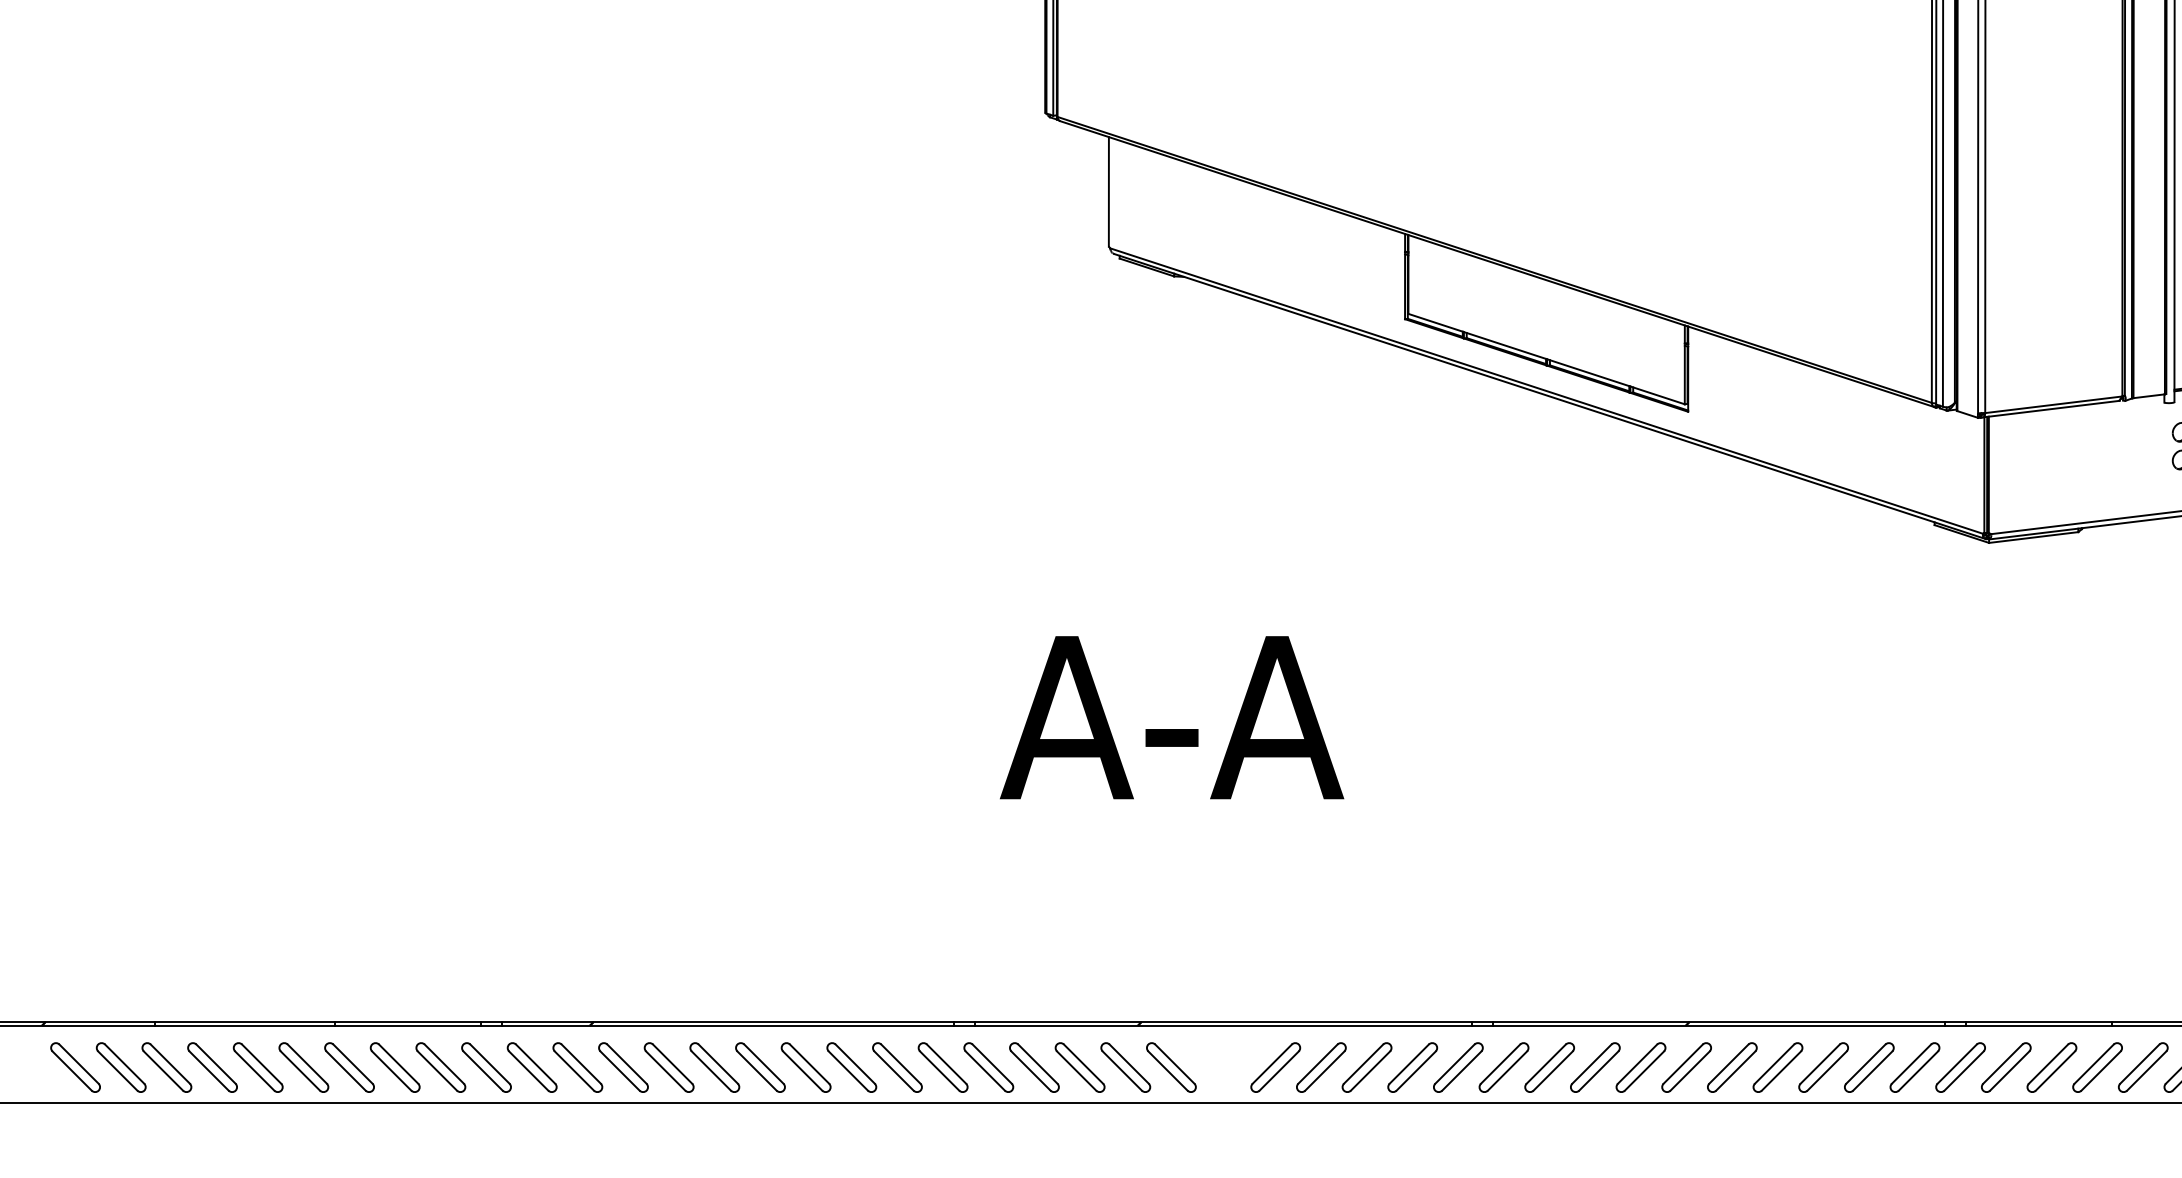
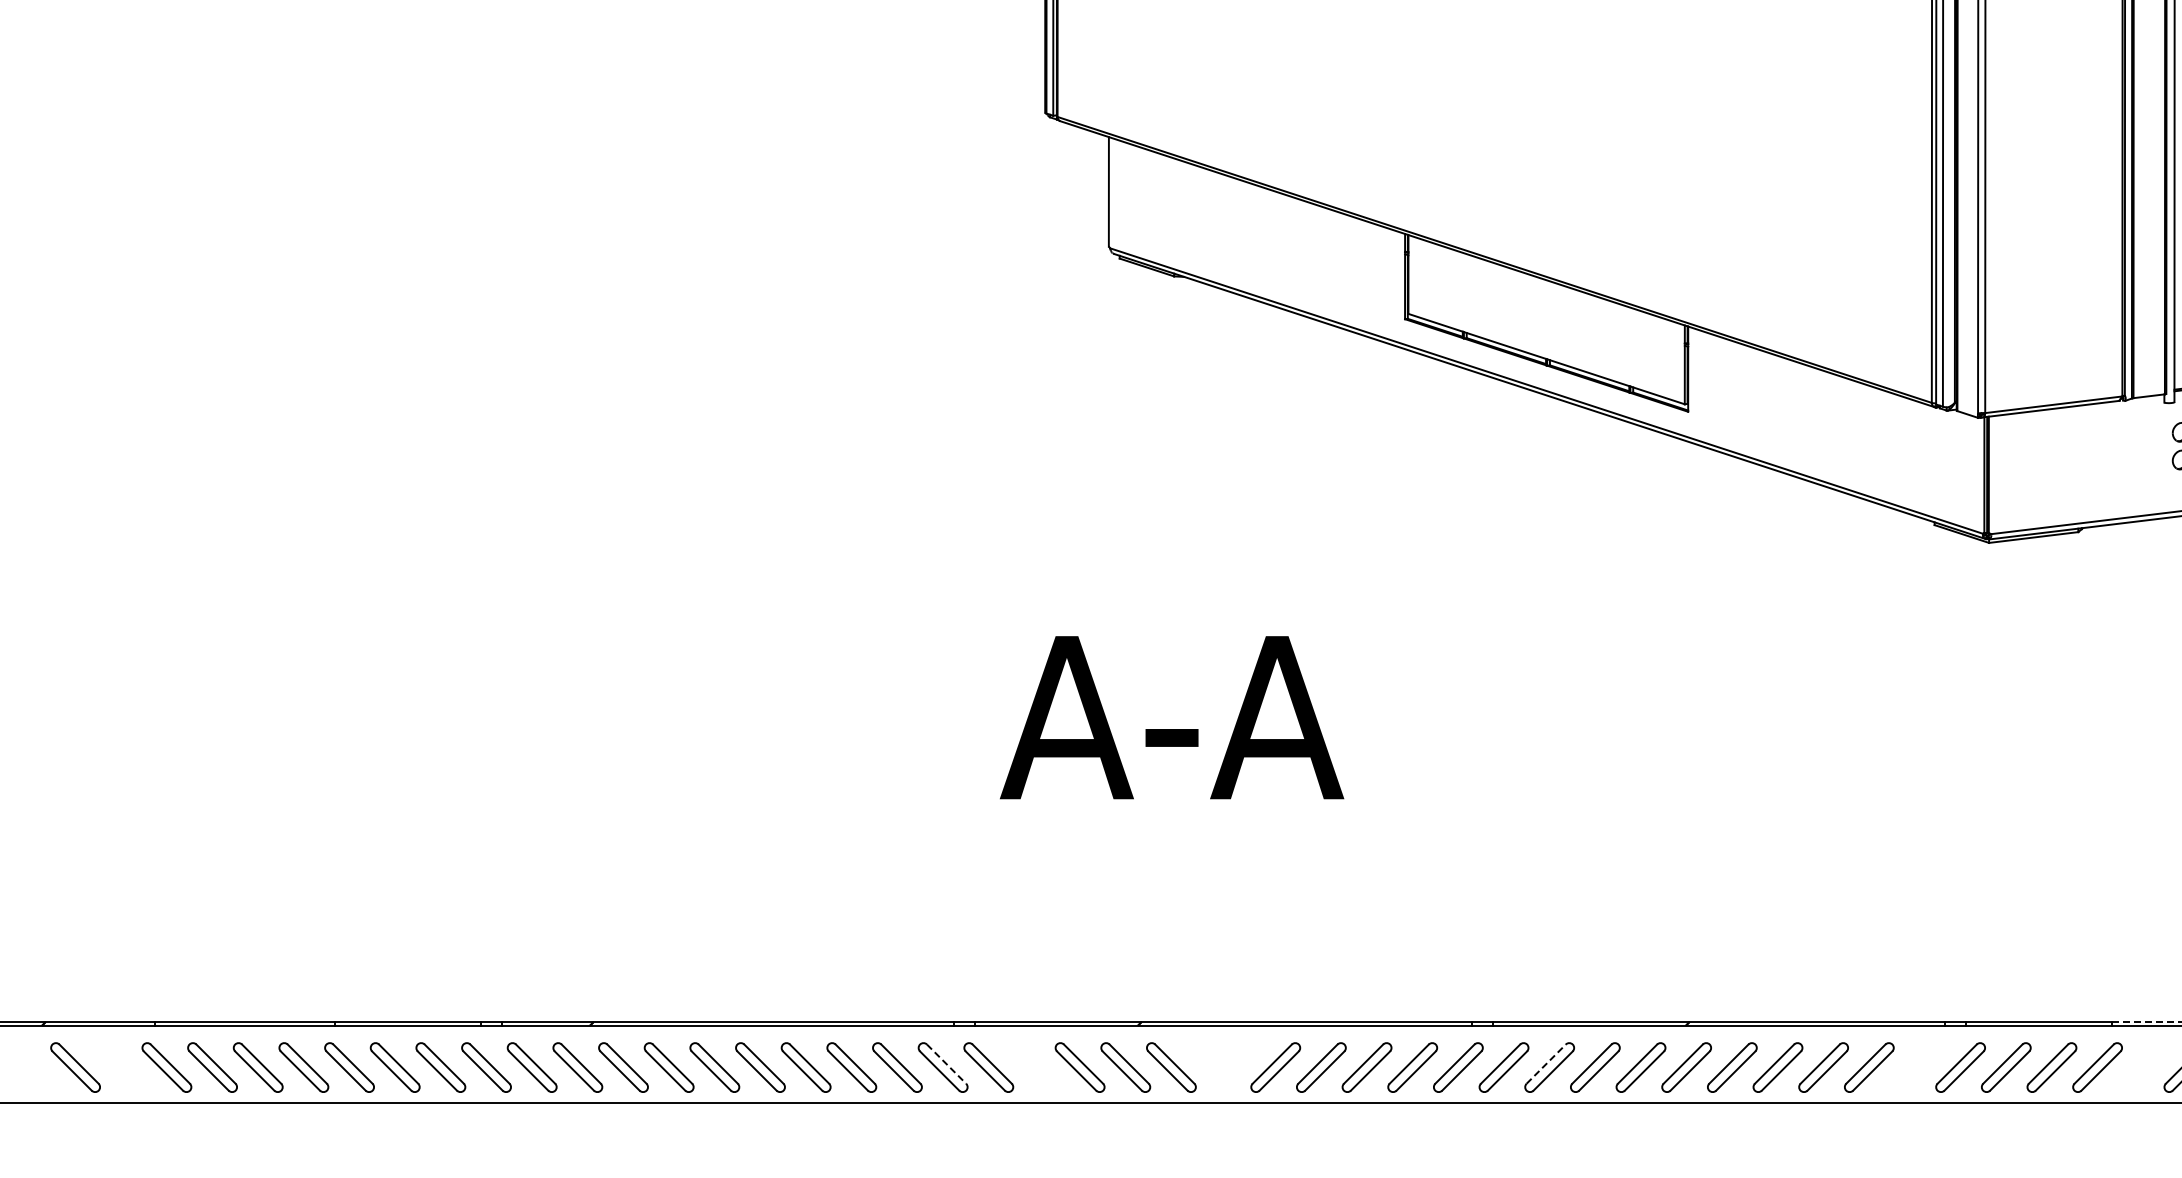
line: solid -> dashed (2147, 1021)
line: solid -> dashed (946, 1064)
line: solid -> dashed (1546, 1064)
part: present -> none (120, 1067)
part: present -> none (1034, 1067)
part: present -> none (1914, 1067)
part: present -> none (2143, 1067)
